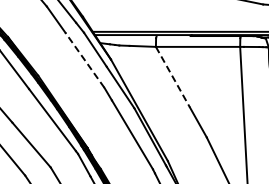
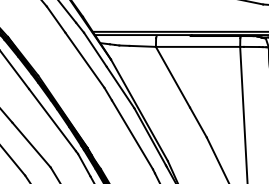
line: dashed -> solid (84, 60)
line: dashed -> solid (172, 77)
